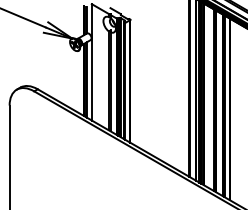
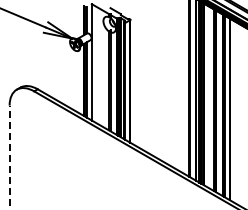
line: solid -> dashed (9, 157)
